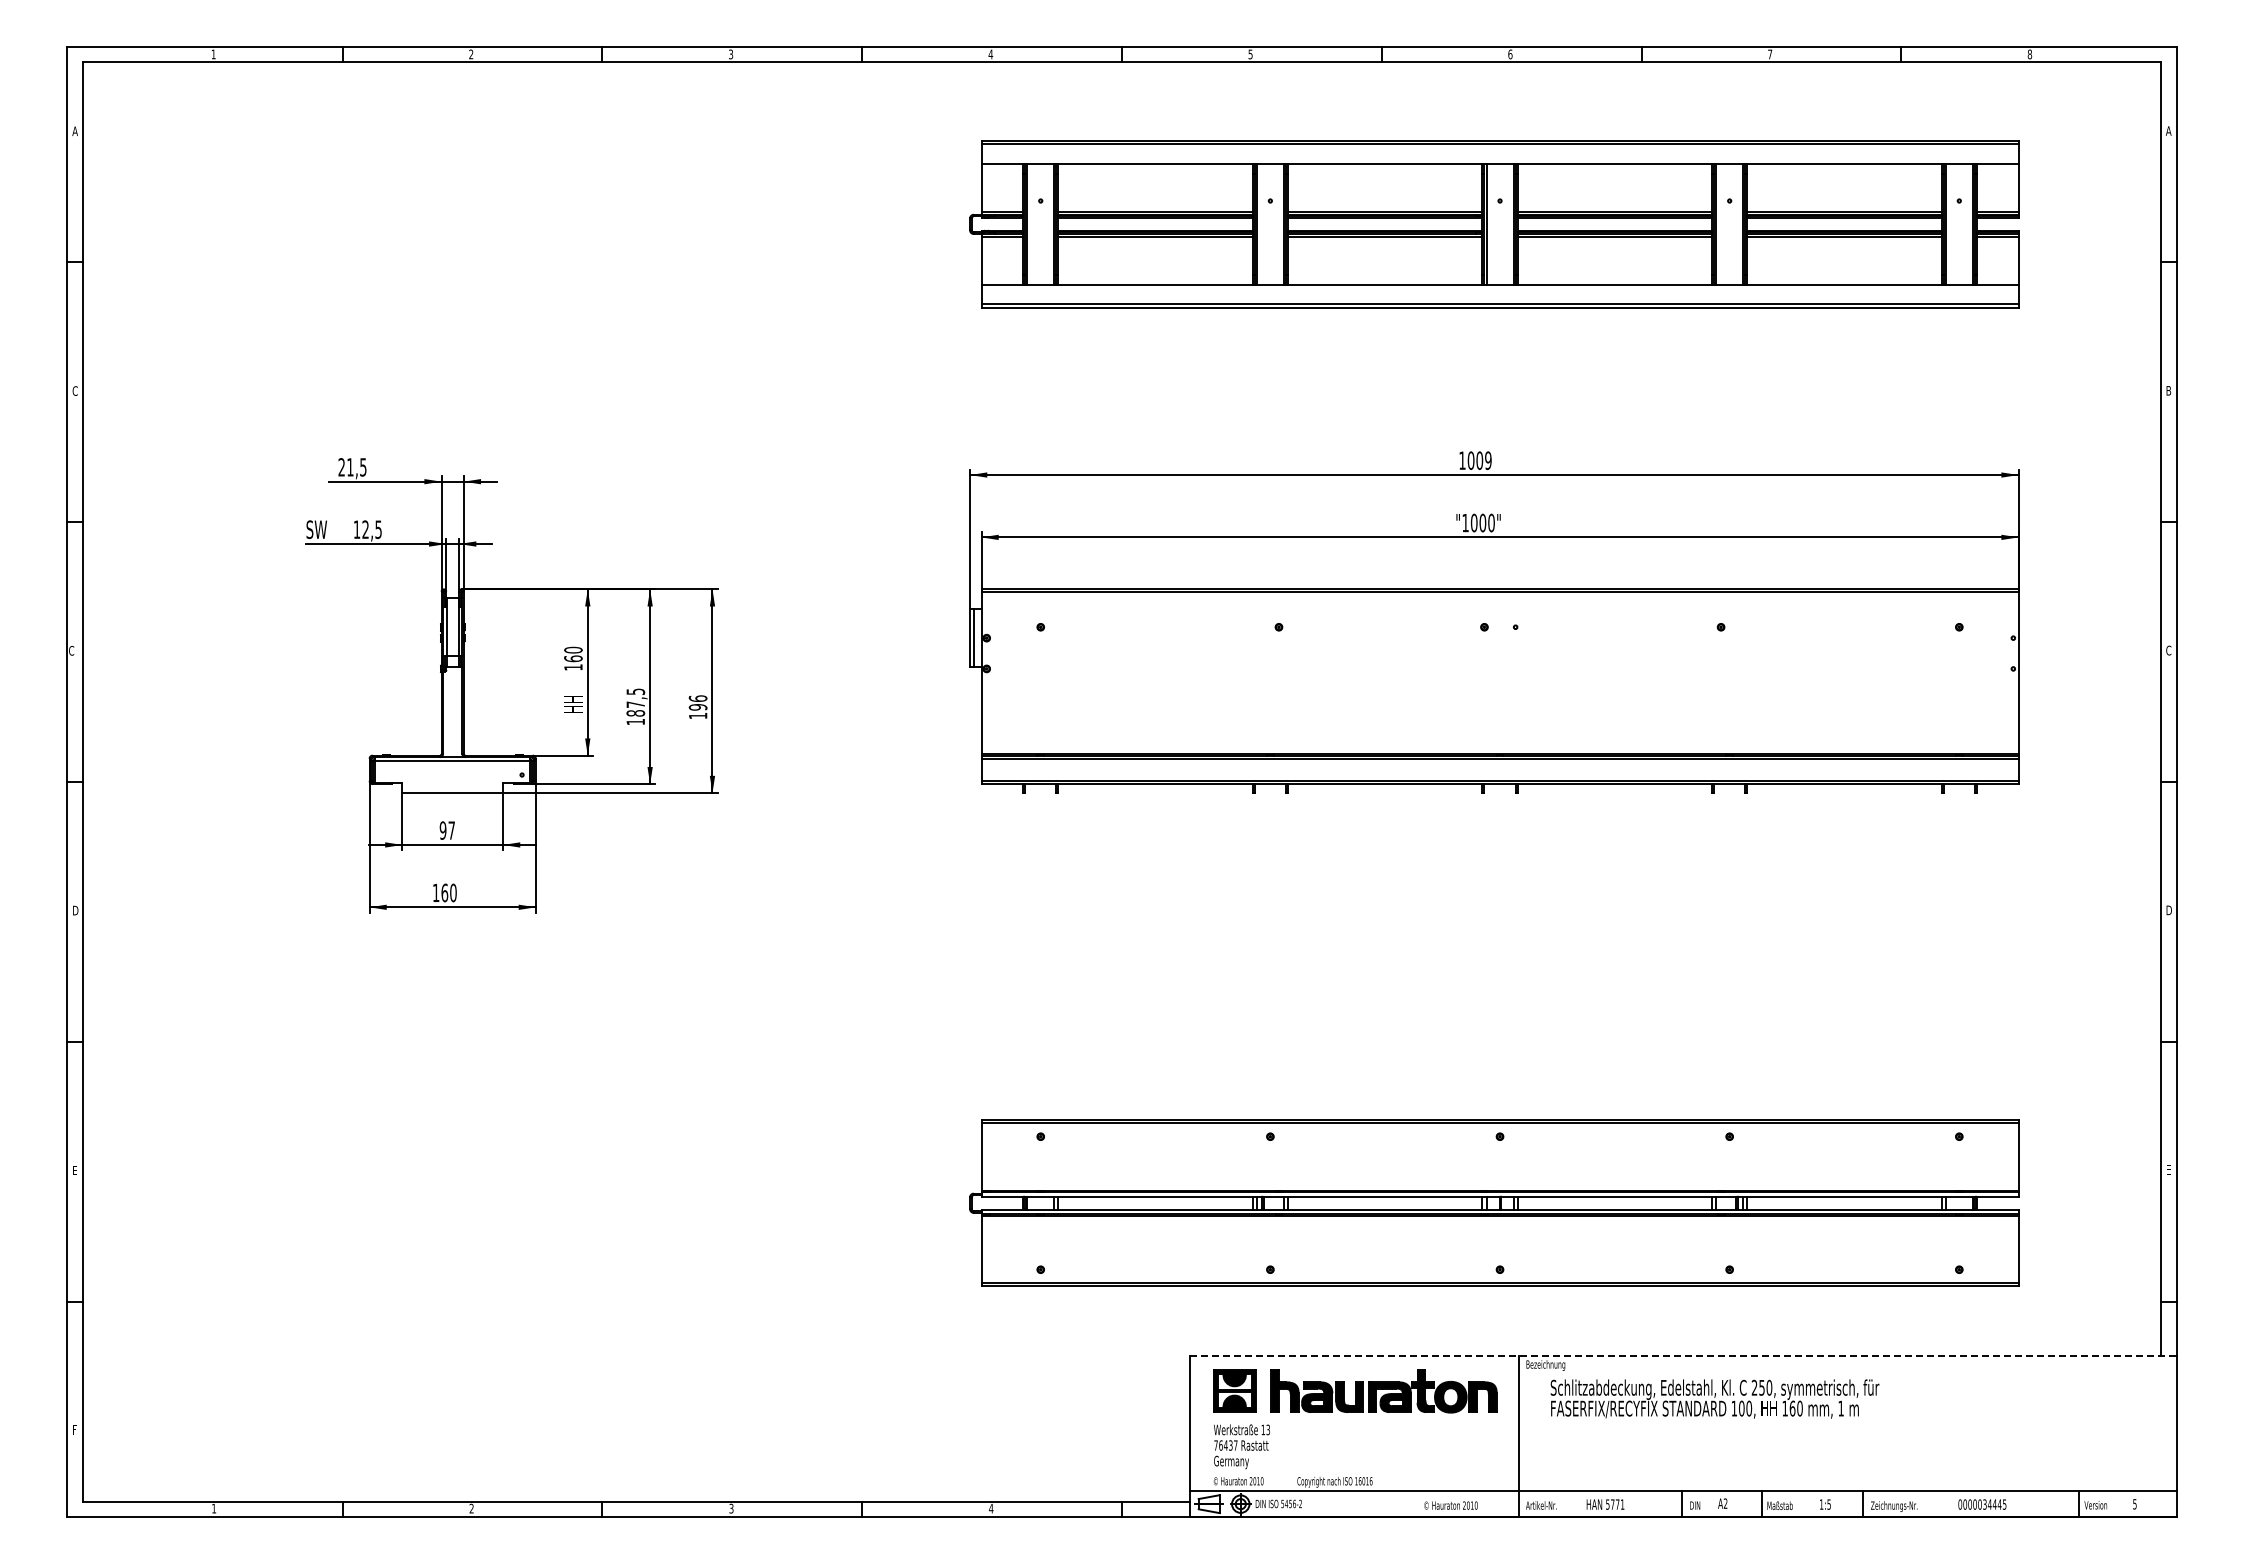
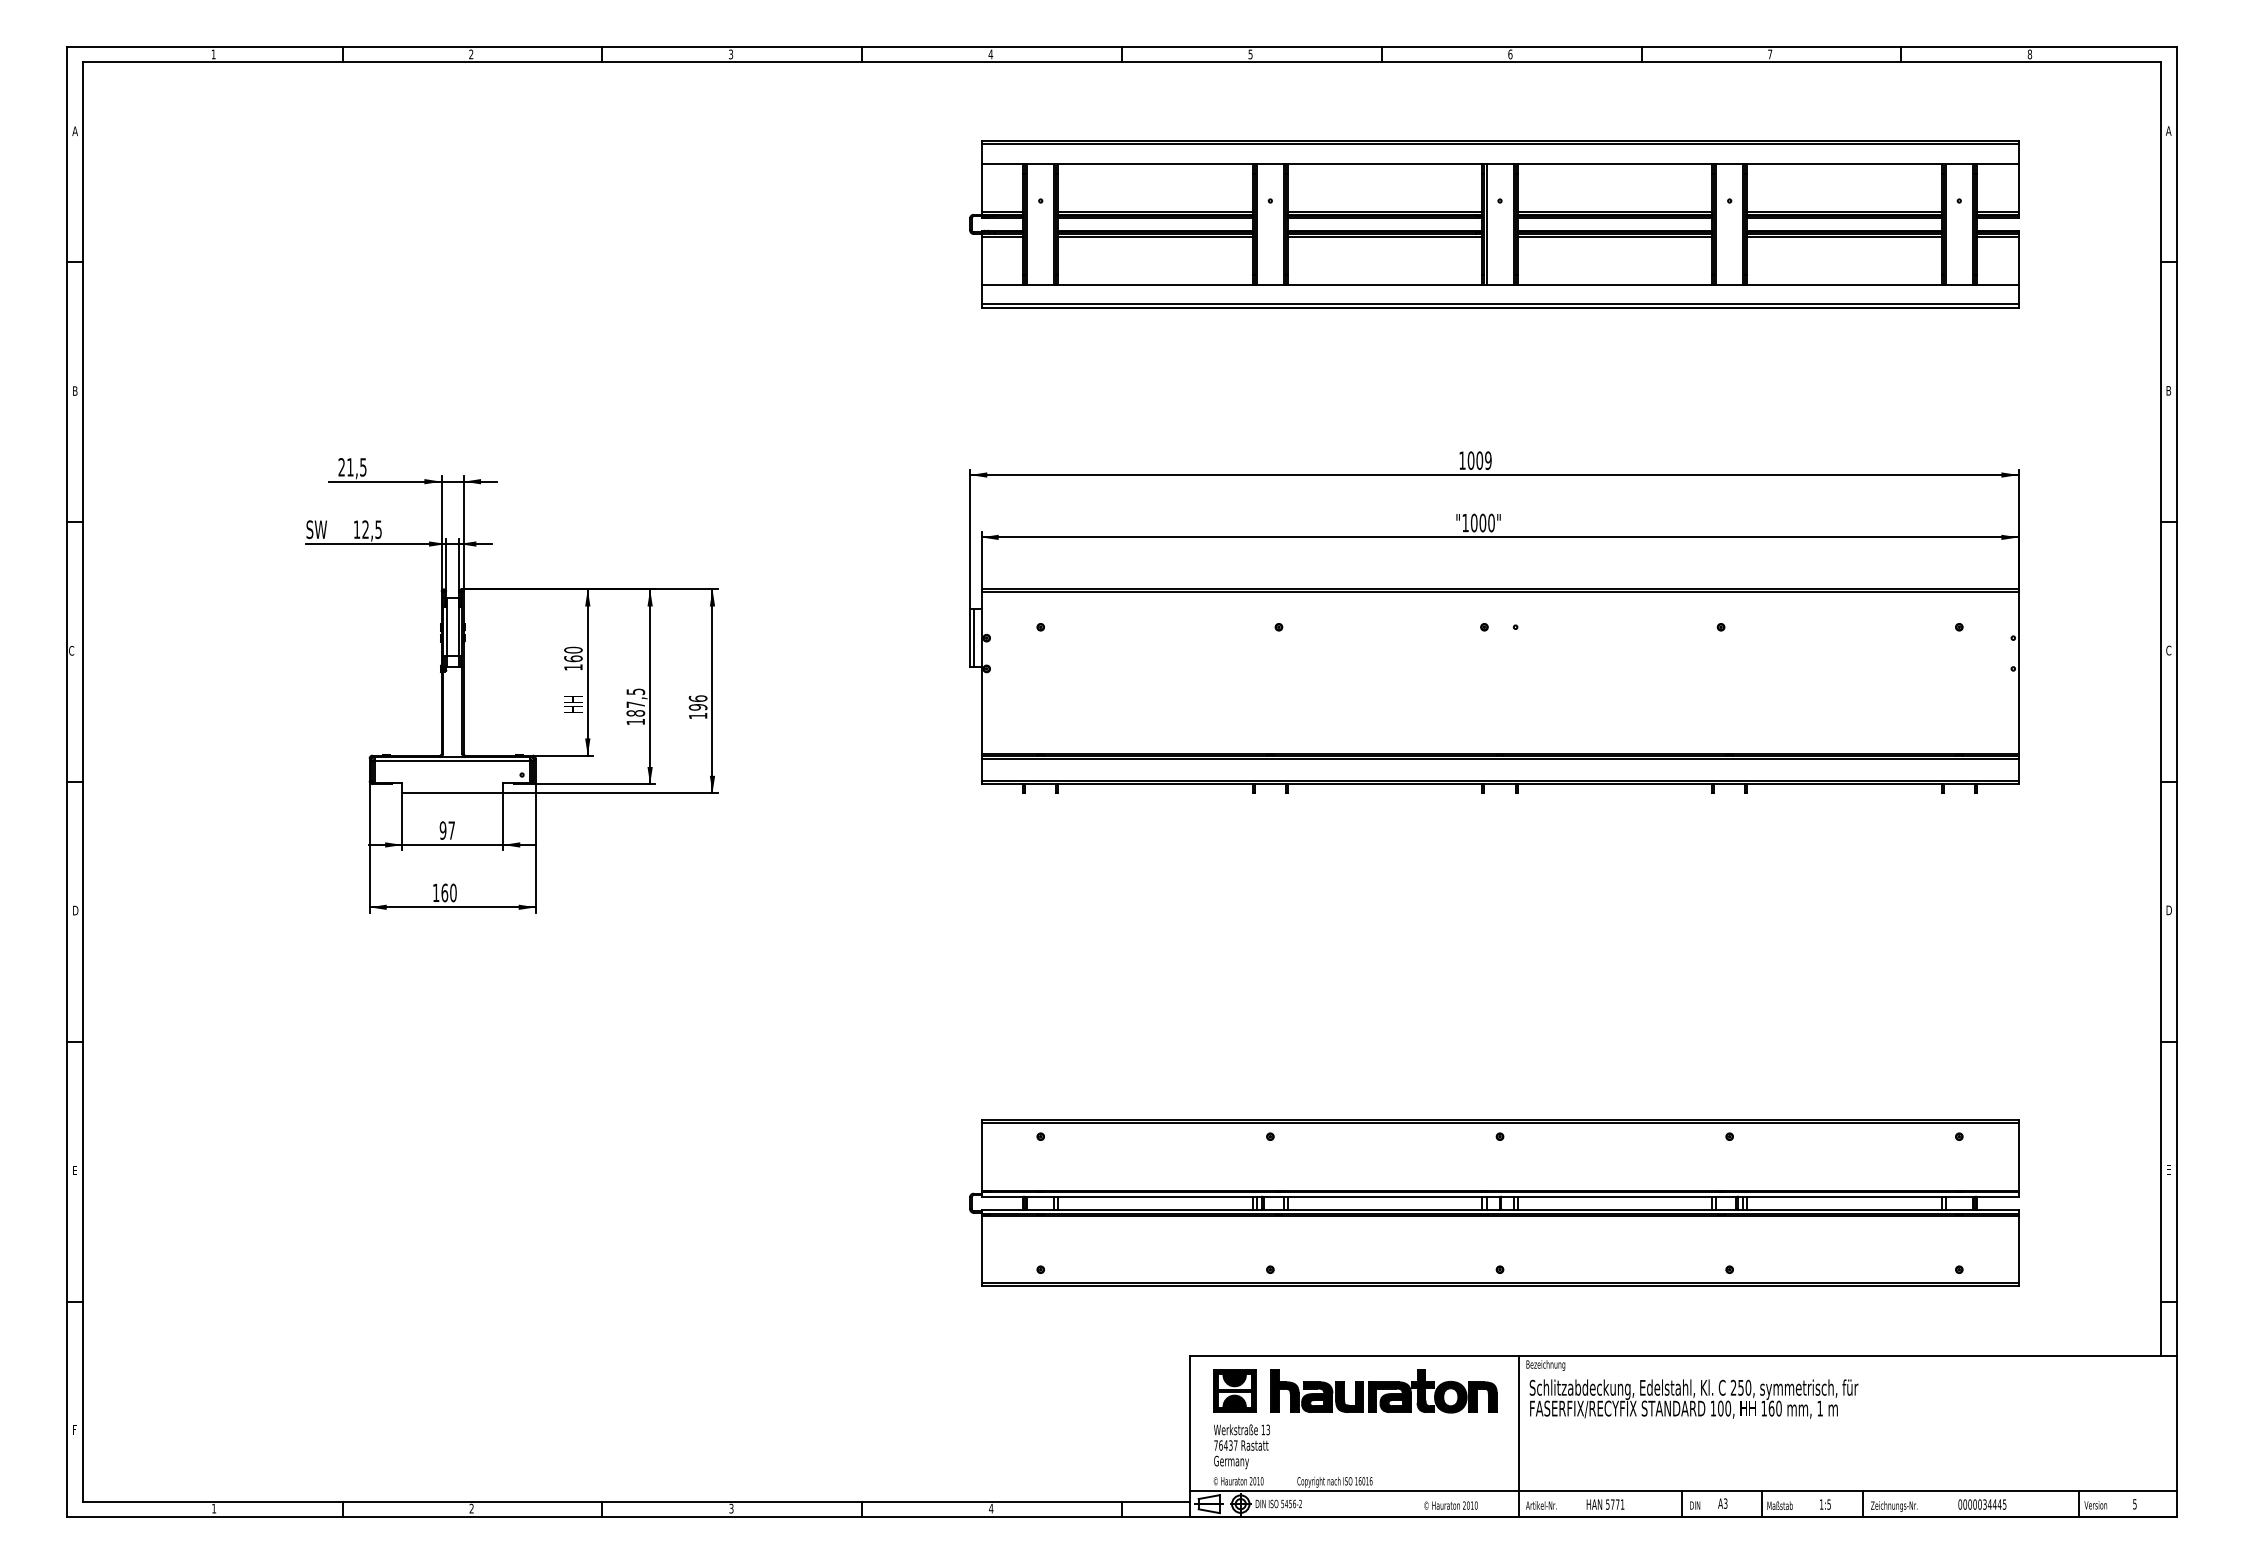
text: C -> B (74, 390)
line: dashed -> solid (1683, 1356)
text position: (1714, 1398) -> (1693, 1398) (1693, 1398)
text: A2 -> A3 (1725, 1503)
